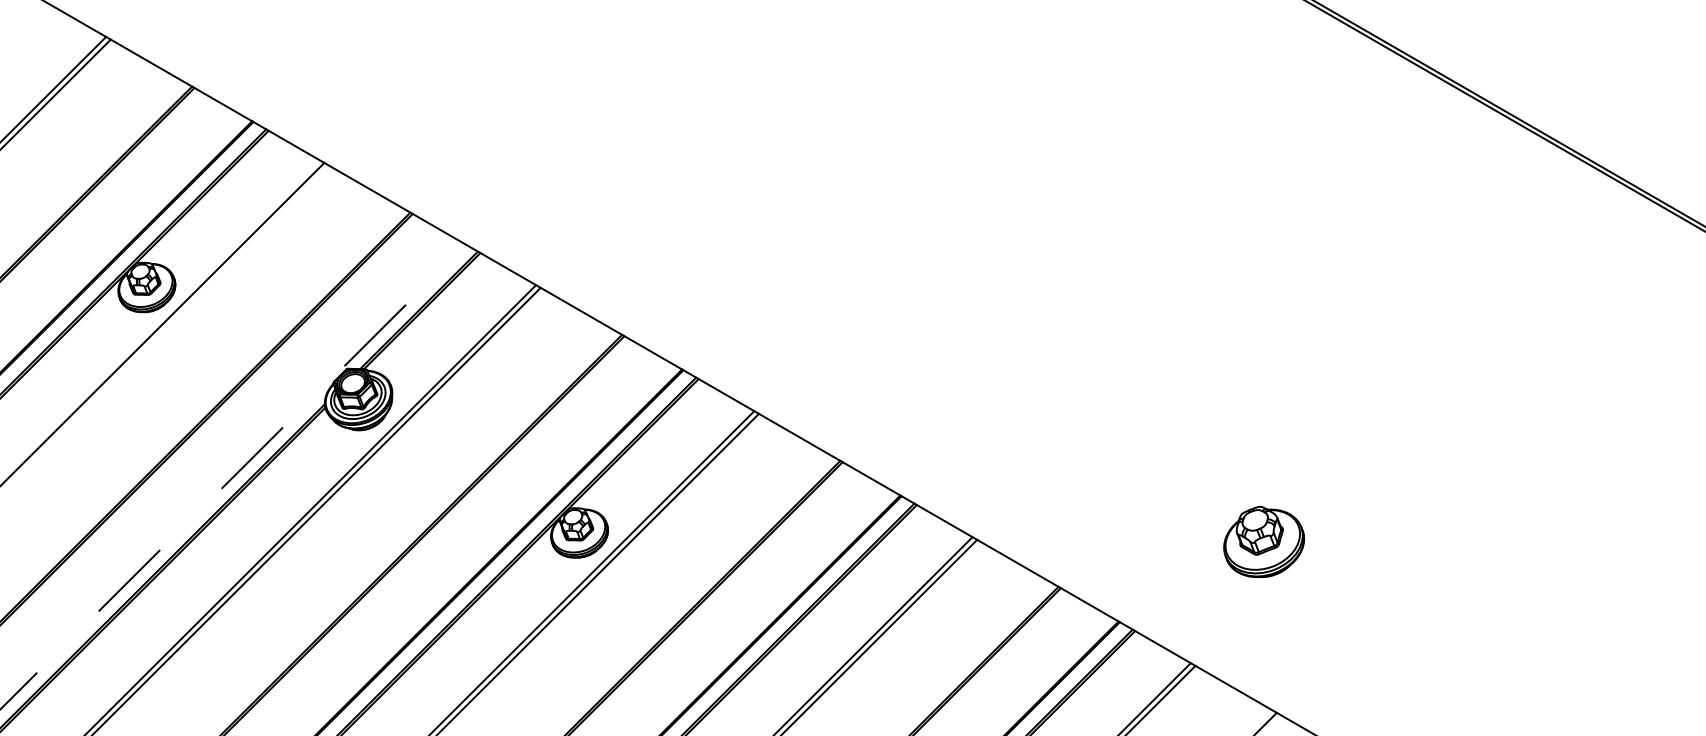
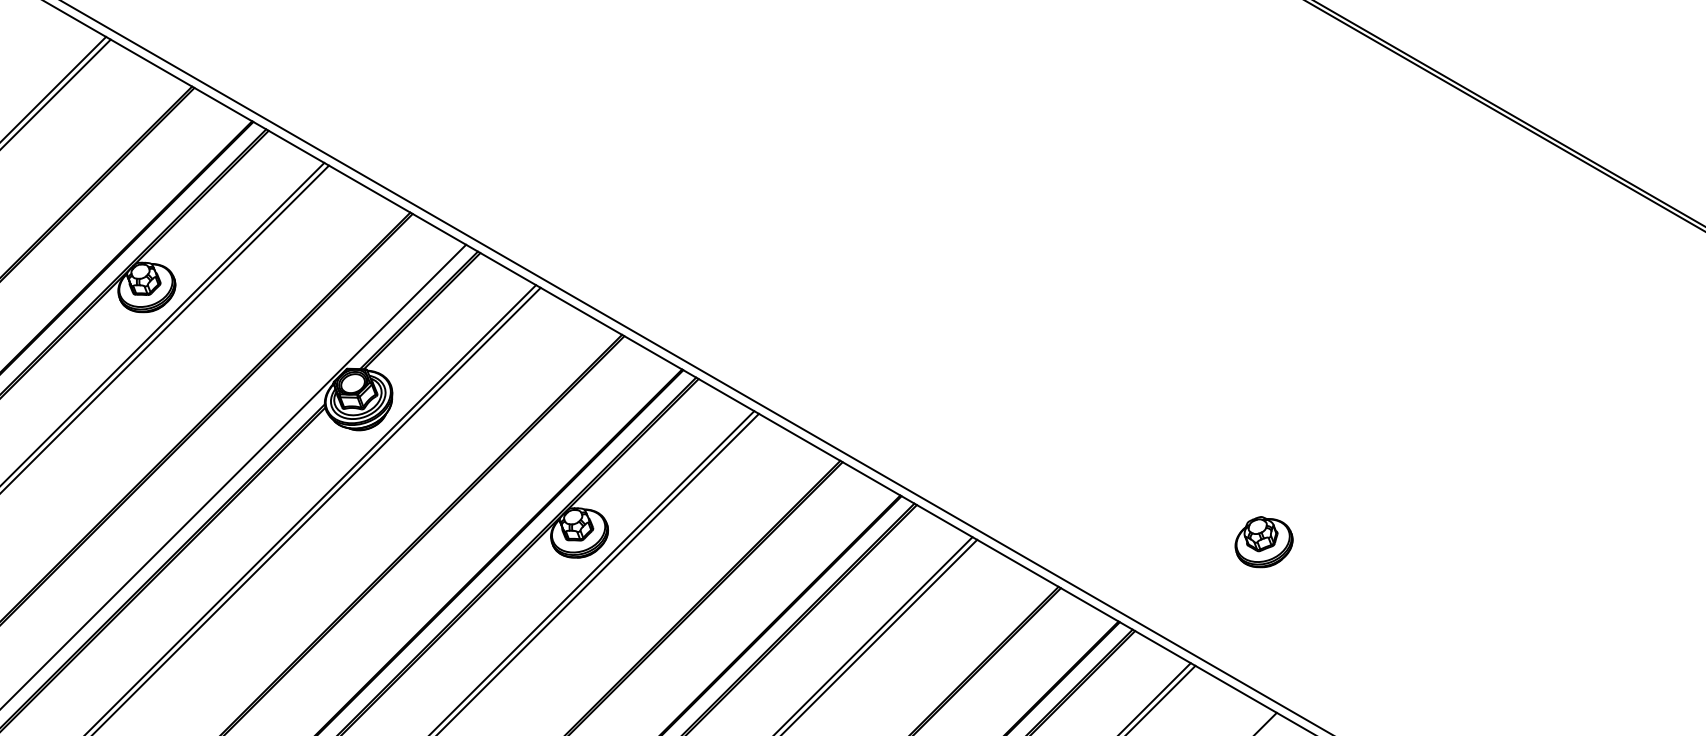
line: none -> present (165, 328)
line: none -> present (696, 367)
line: dashed -> solid (233, 477)
part size: 82x73 px -> 60x53 px (1263, 542)
